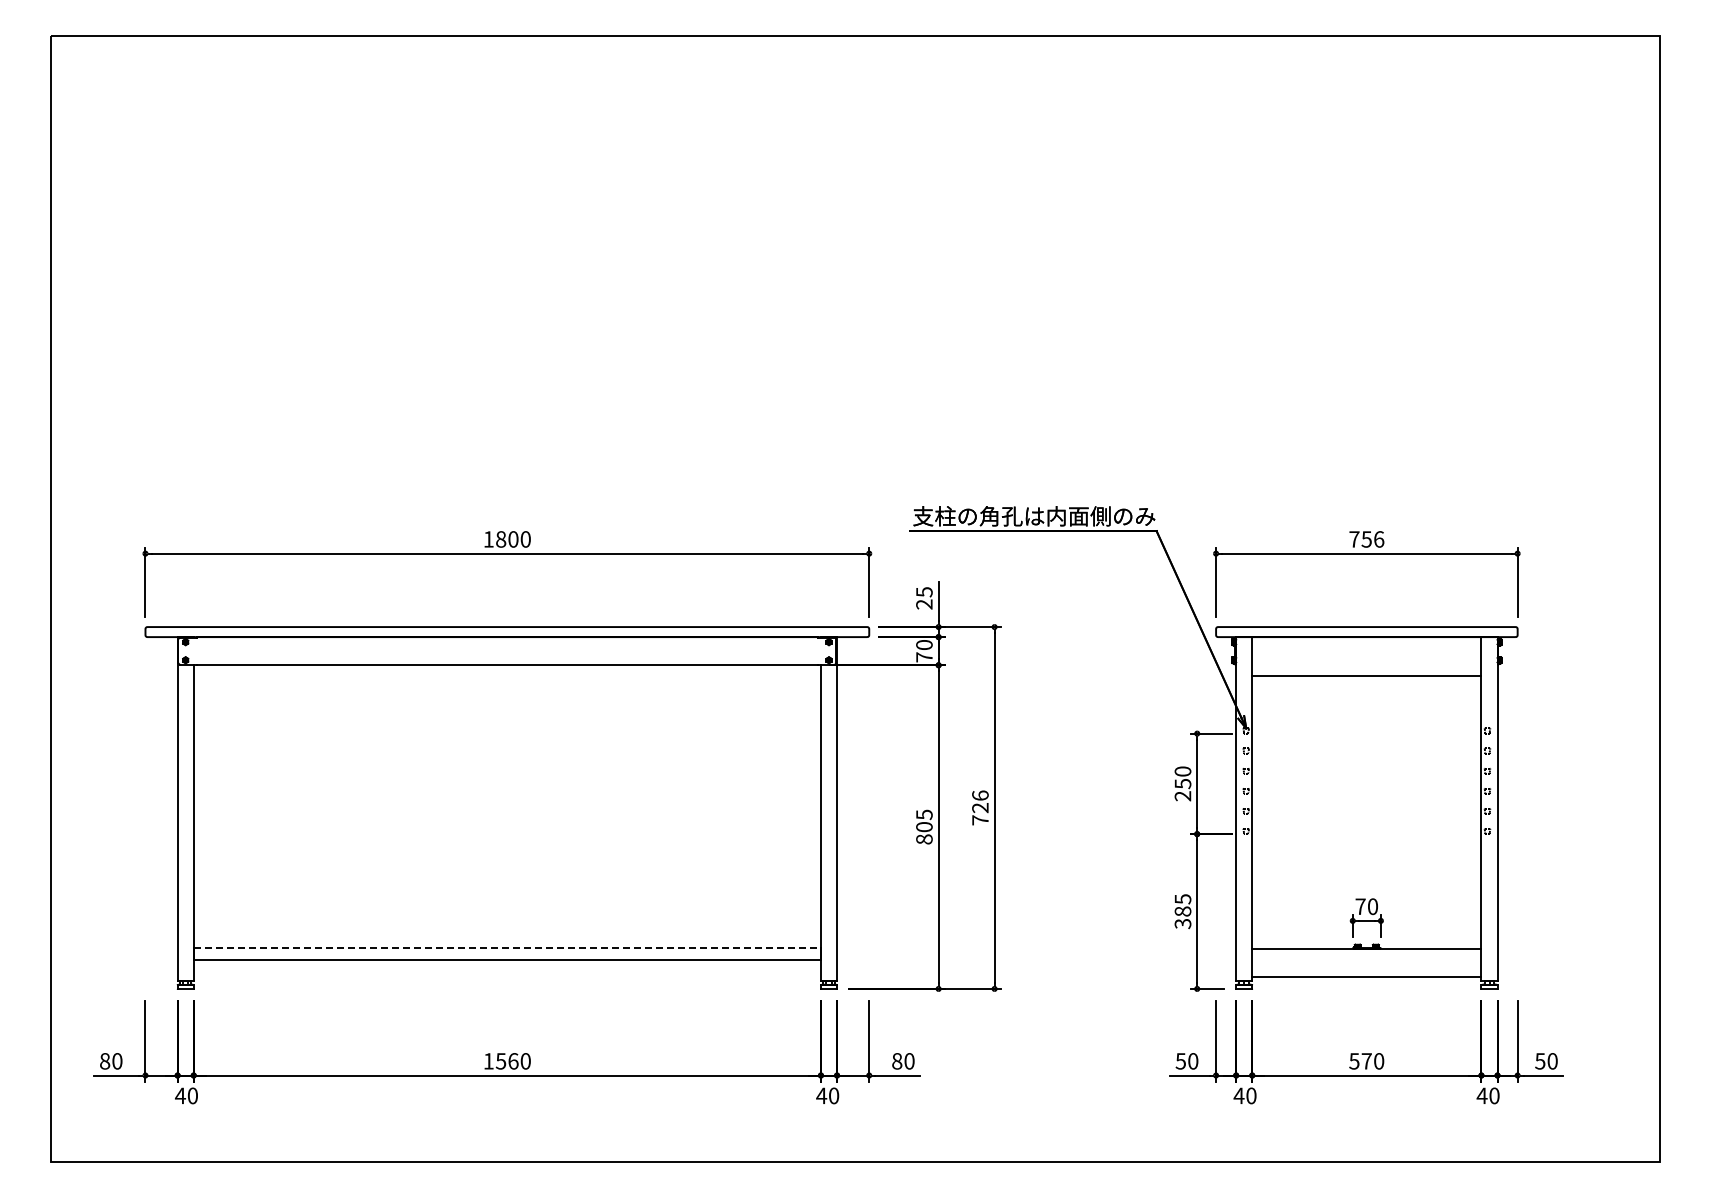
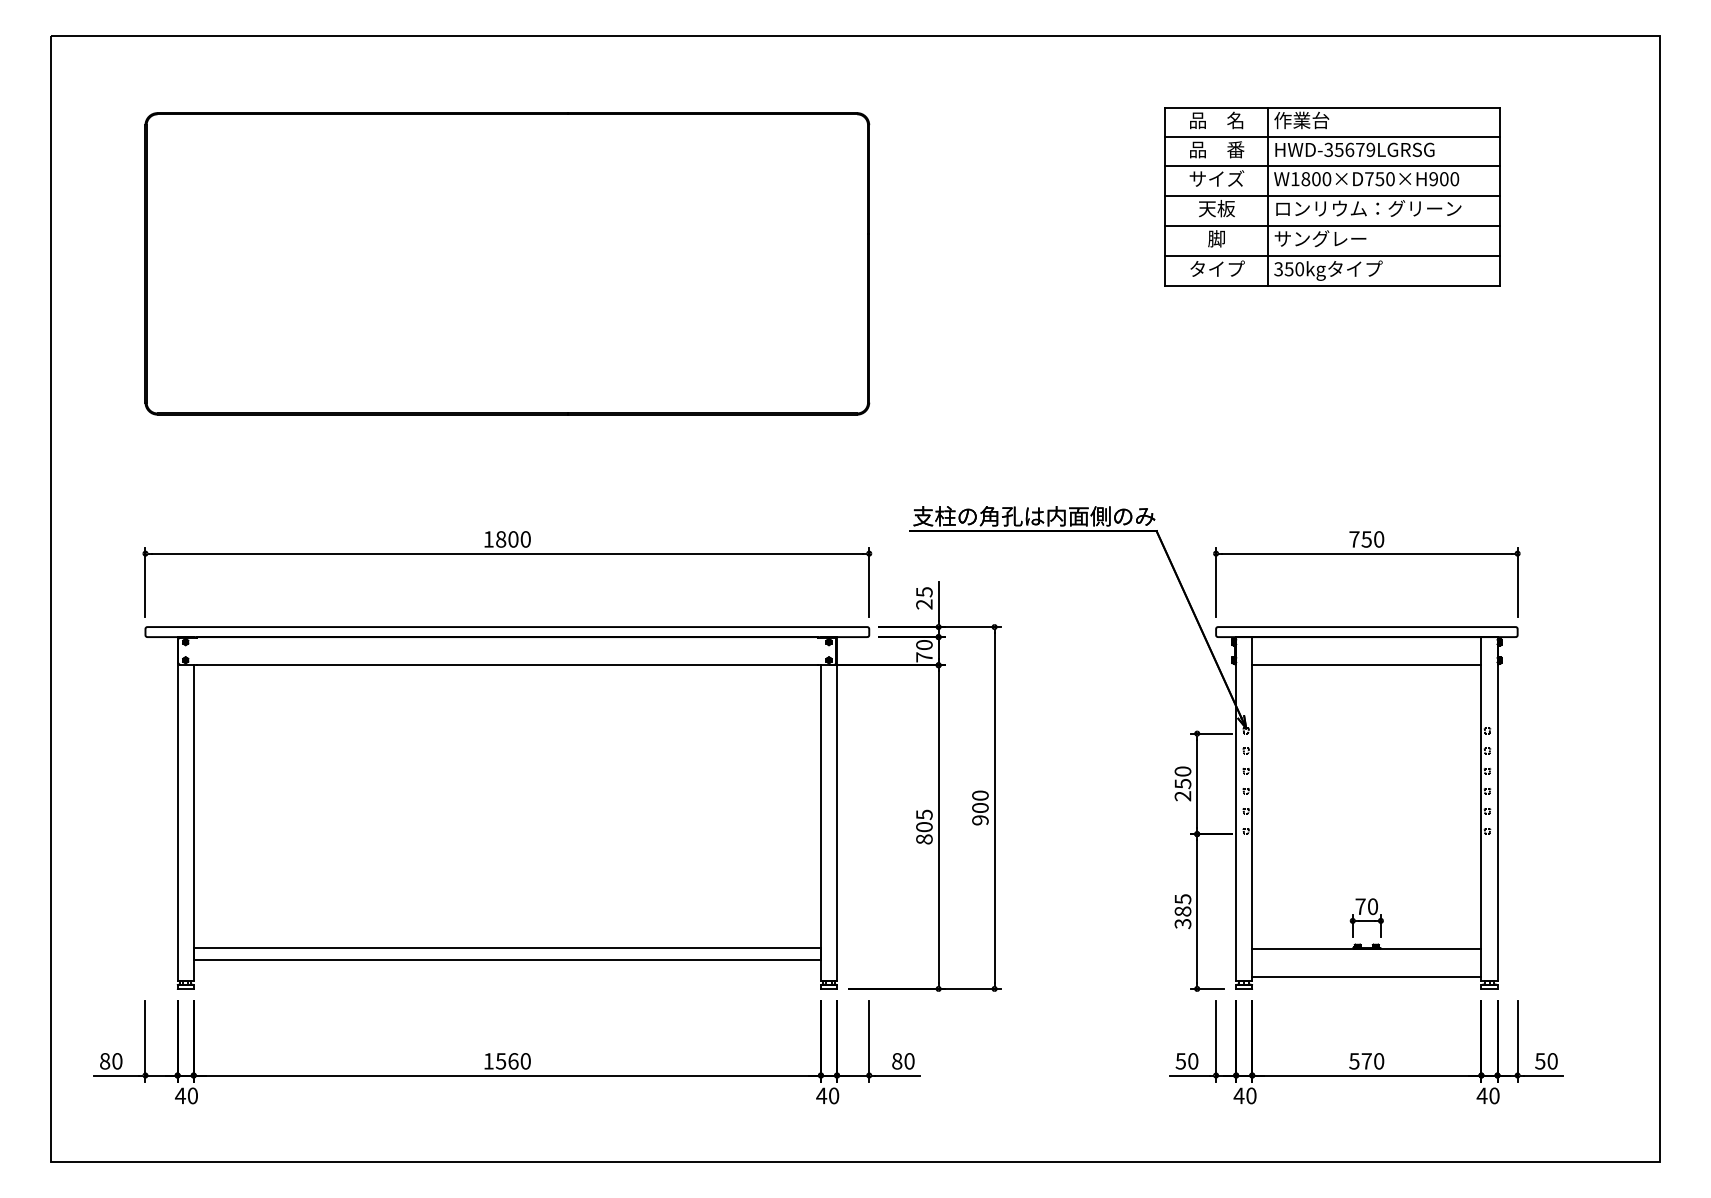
part: none -> present (1332, 196)
part: none -> present (507, 263)
text: 756 -> 750 (1379, 539)
line position: (1366, 676) -> (1366, 665) (1366, 665)
text: 726 -> 900 (980, 807)
line: dashed -> solid (507, 947)
